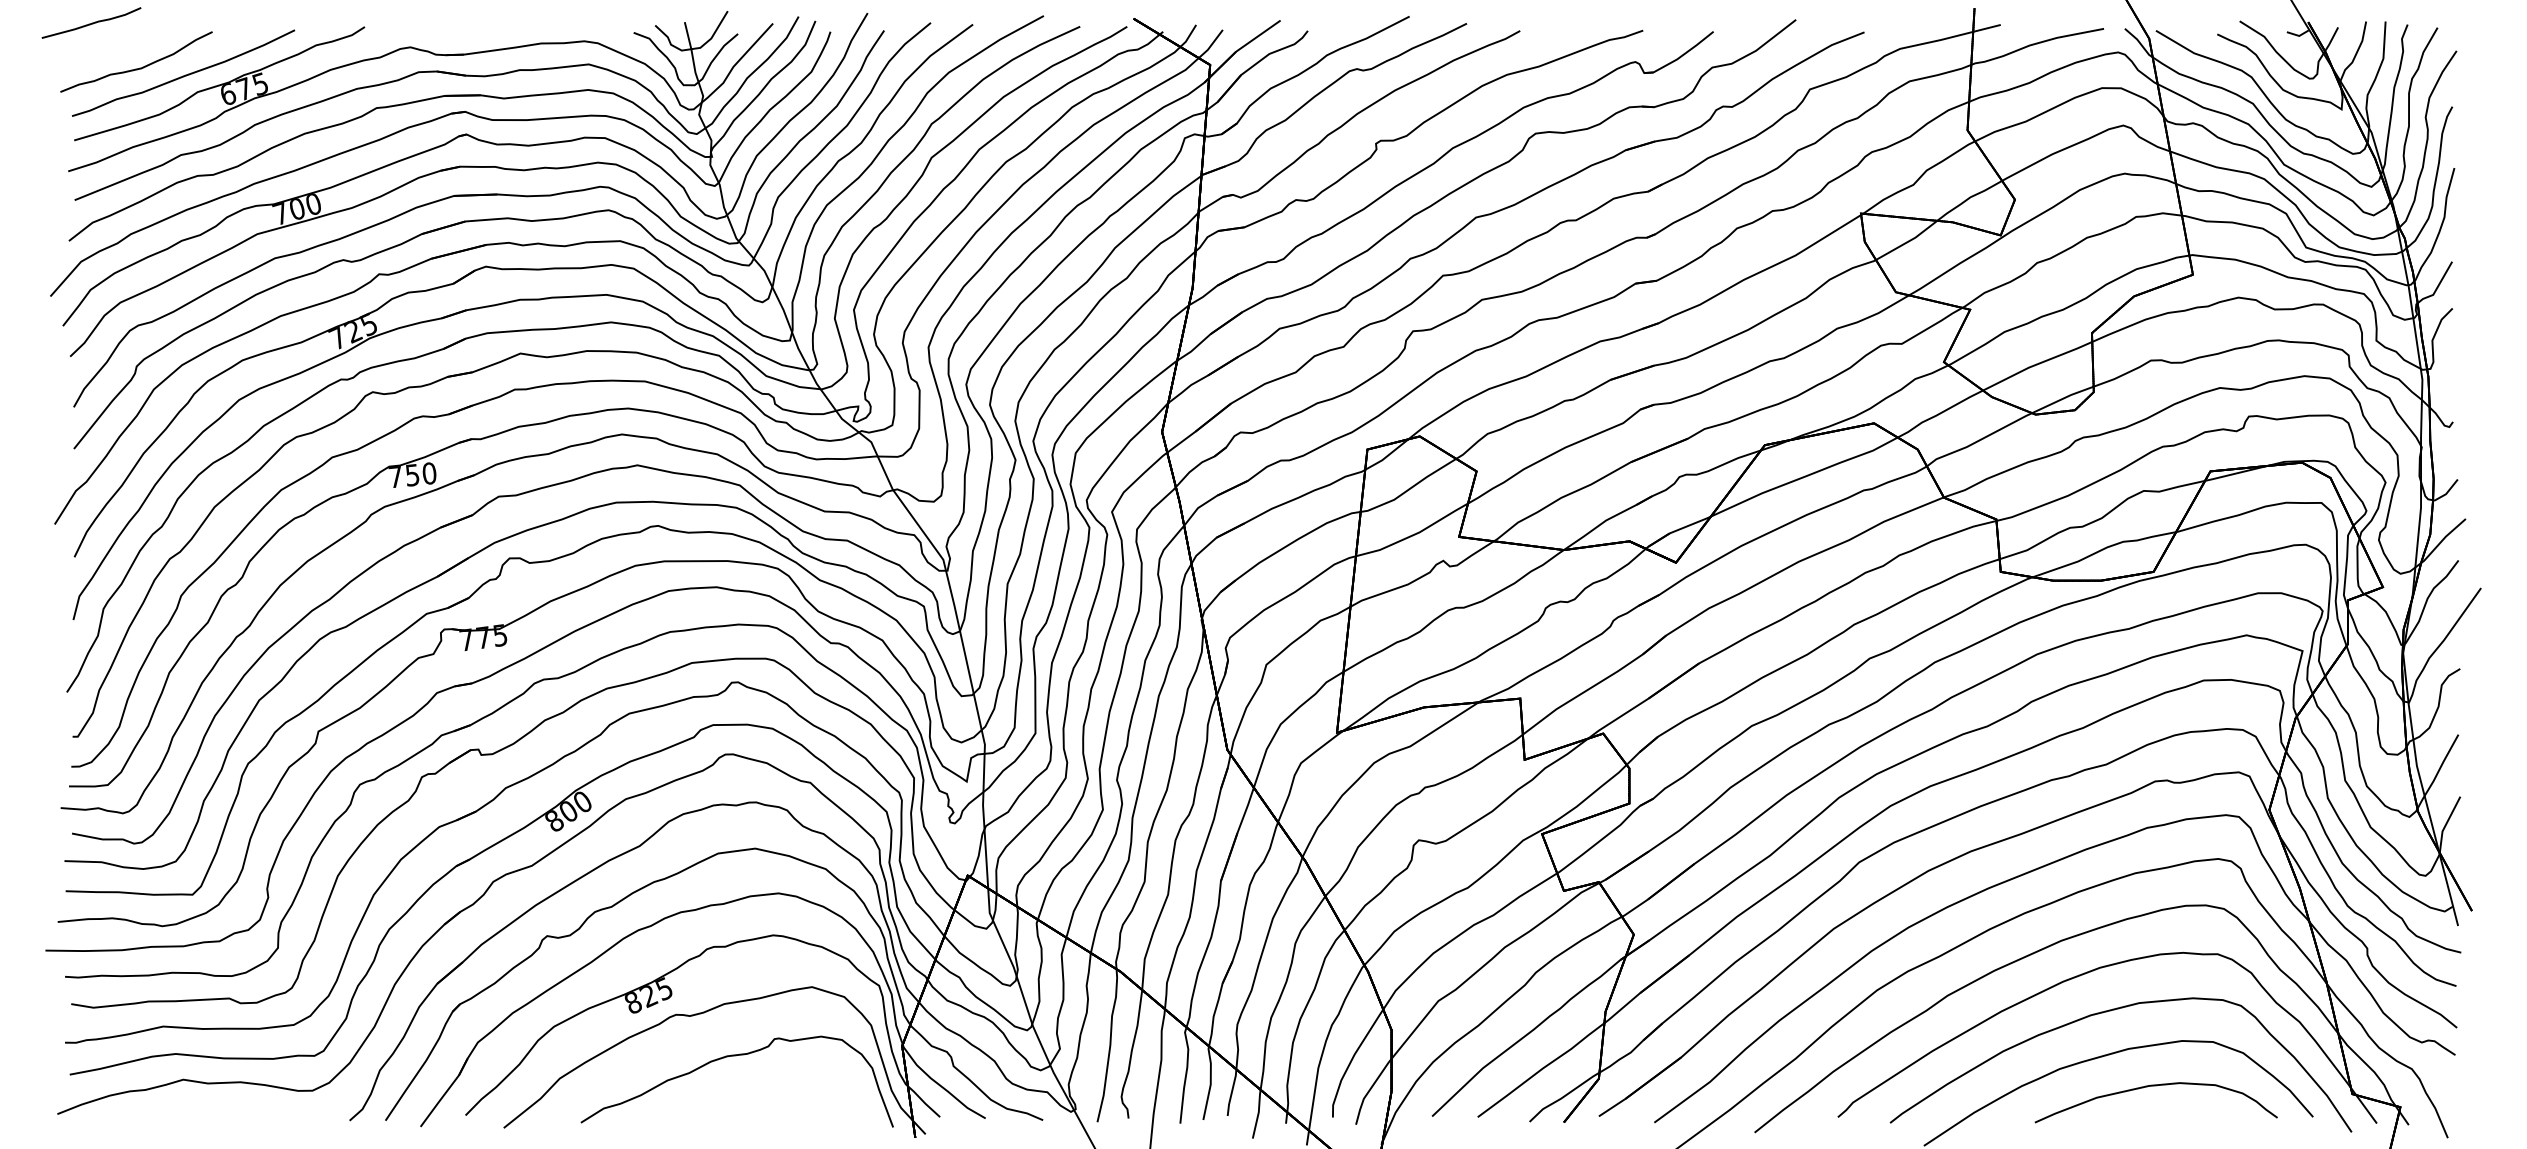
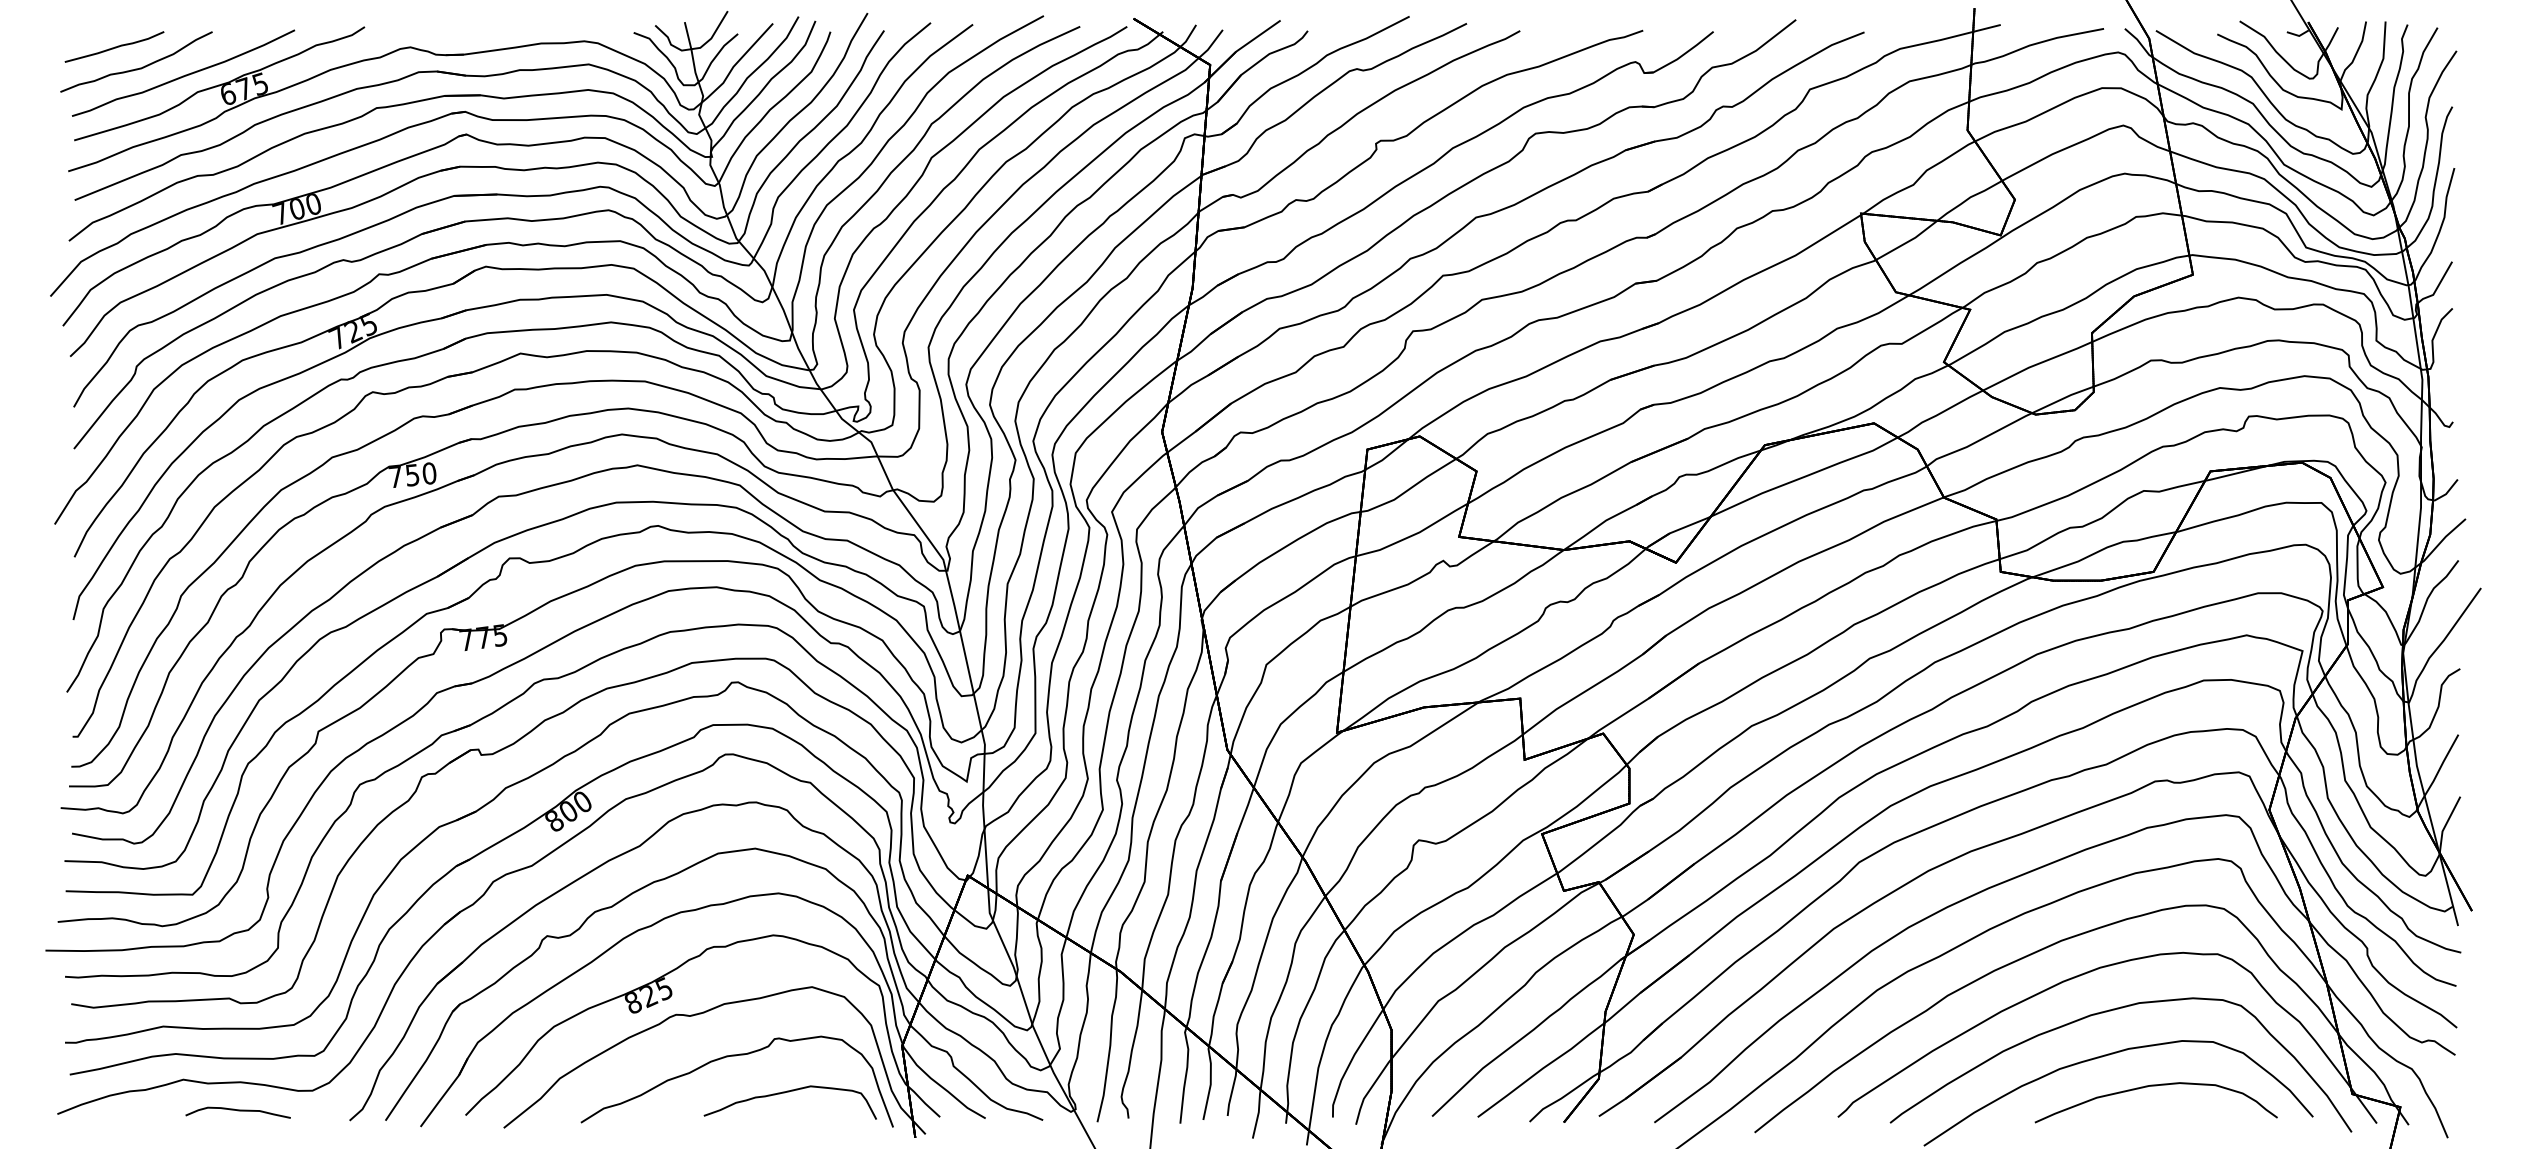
curve position: (91, 22) -> (114, 46) (114, 46)
curve: none -> present (789, 1092)
curve: none -> present (237, 1111)
